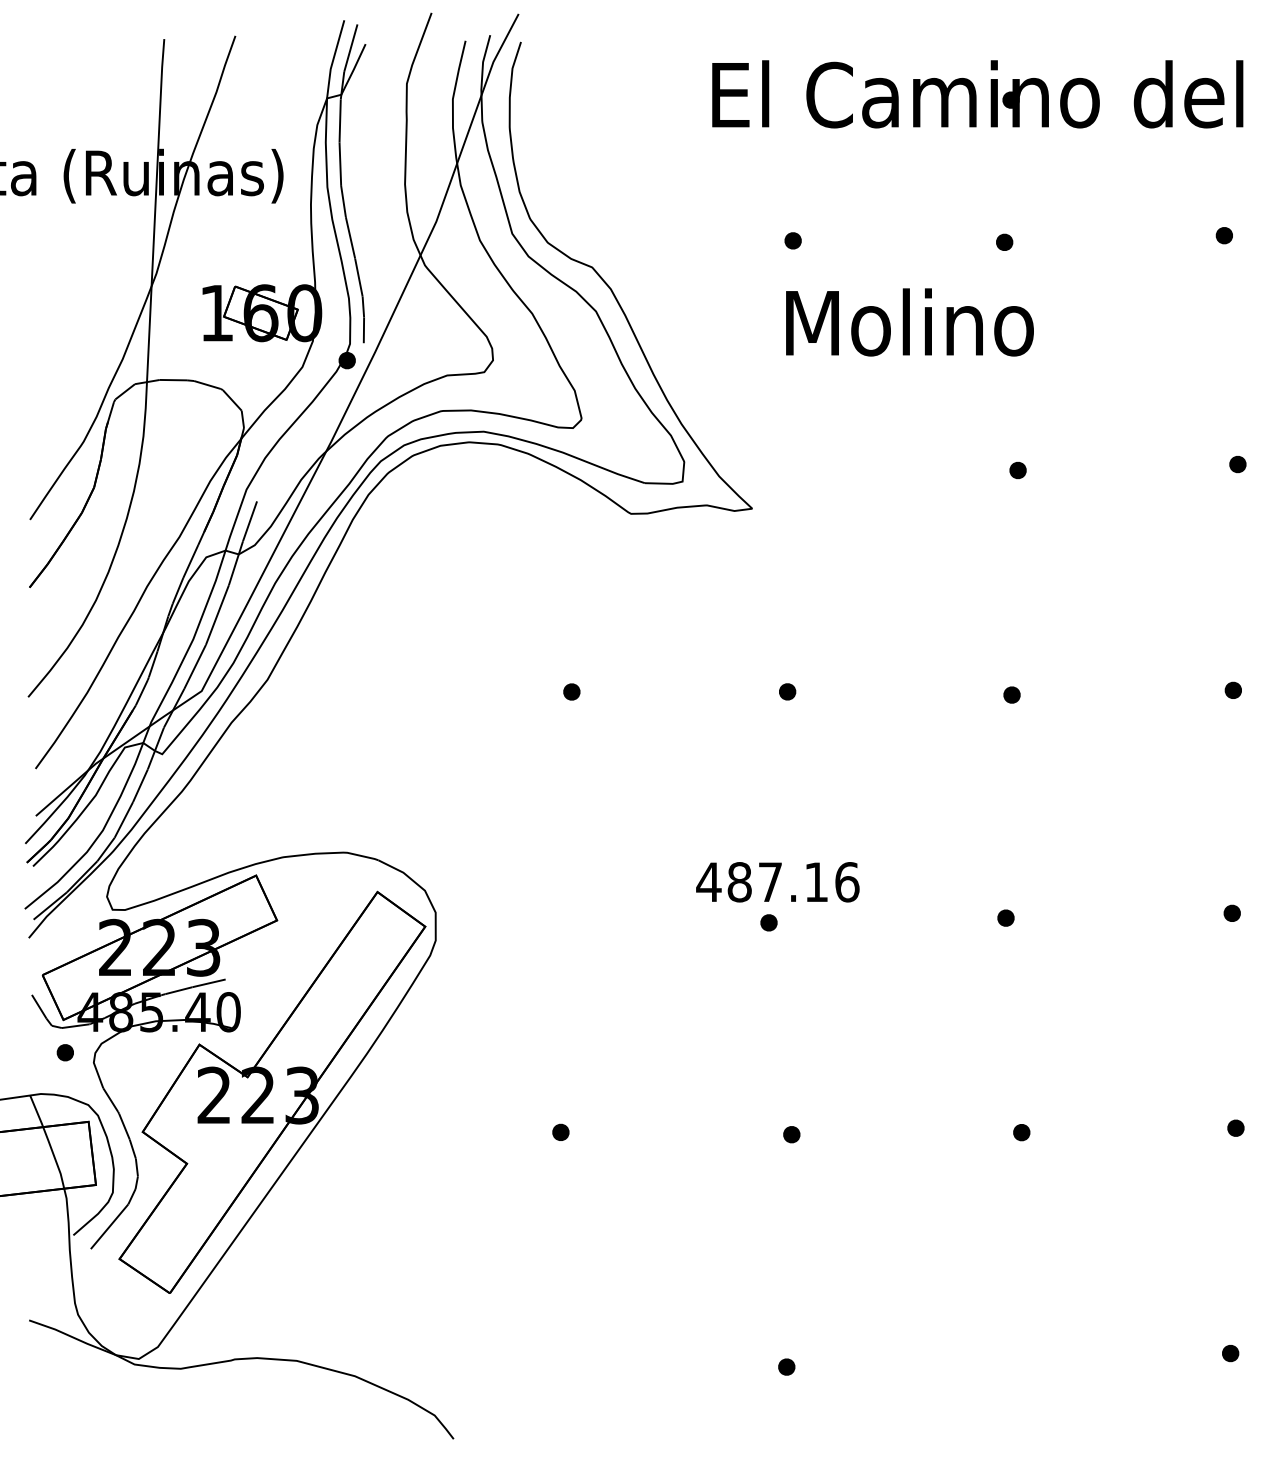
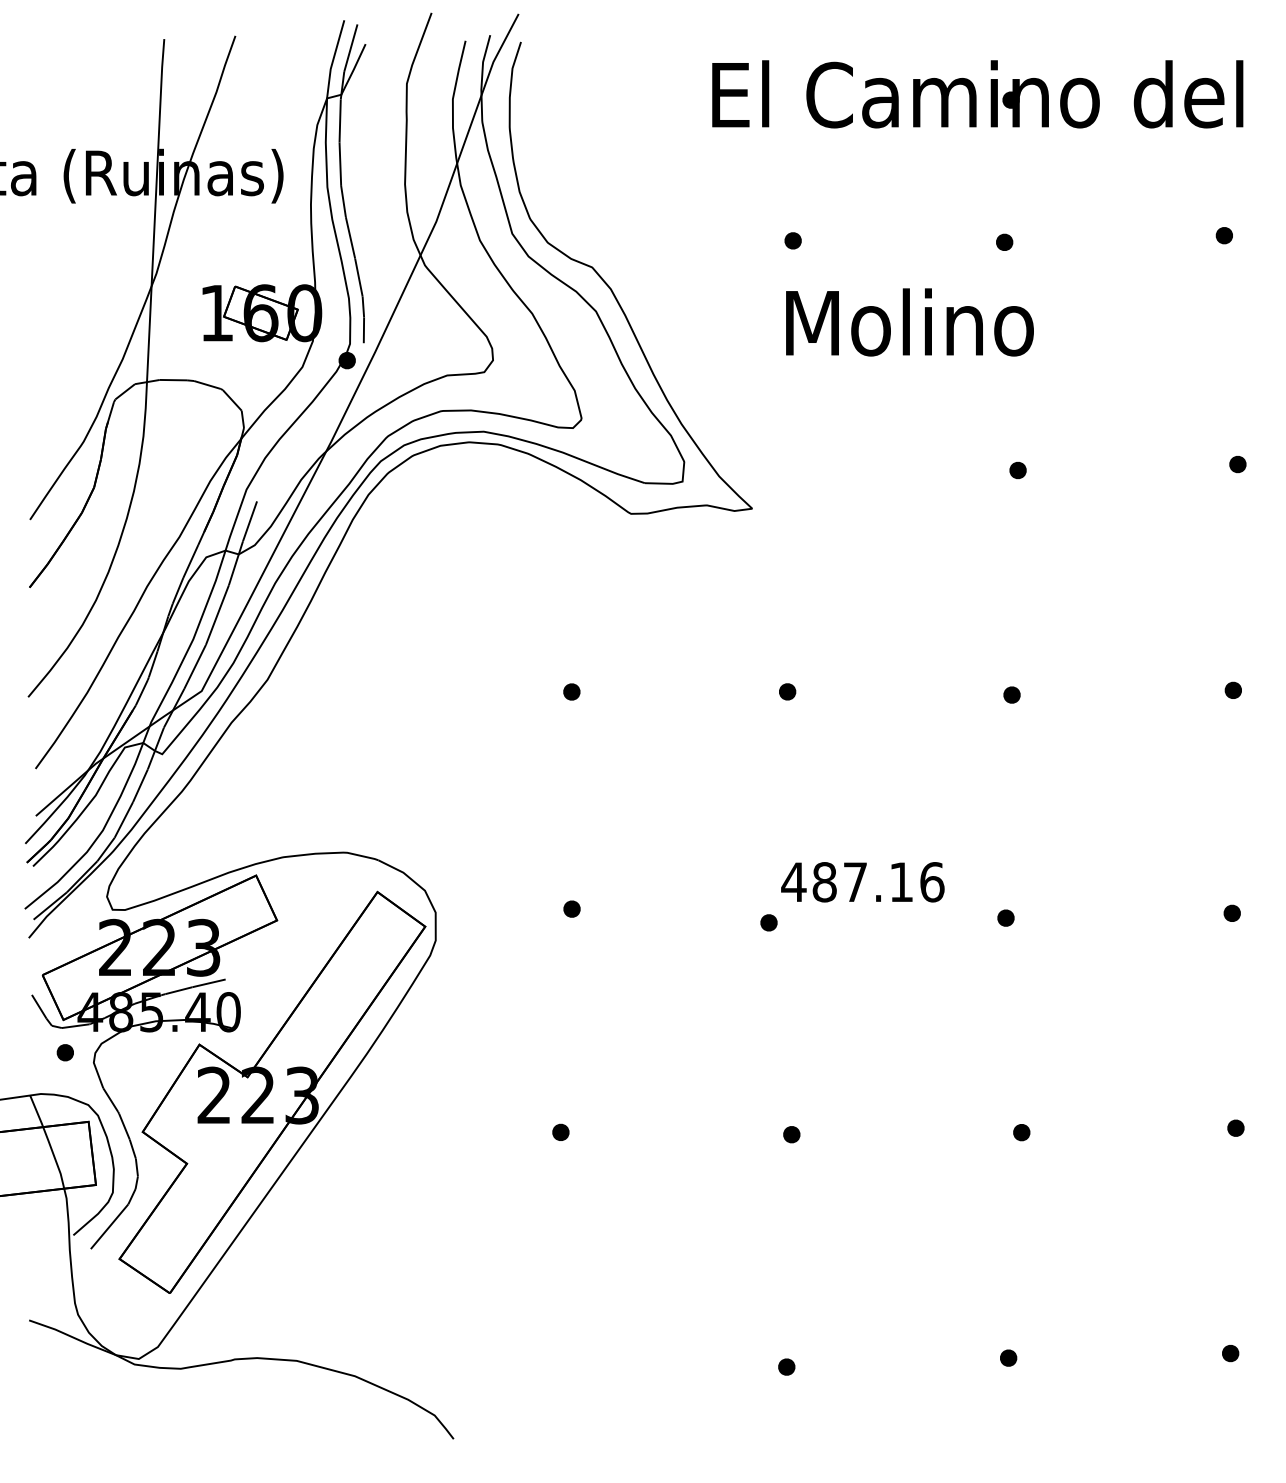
text position: (777, 882) -> (862, 882) (862, 882)
part: none -> present (571, 908)
part: none -> present (1008, 1357)
